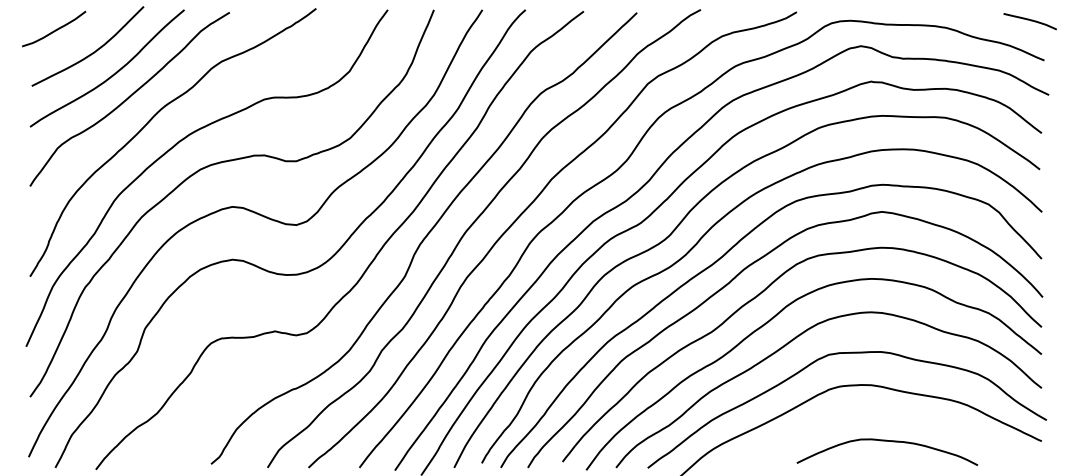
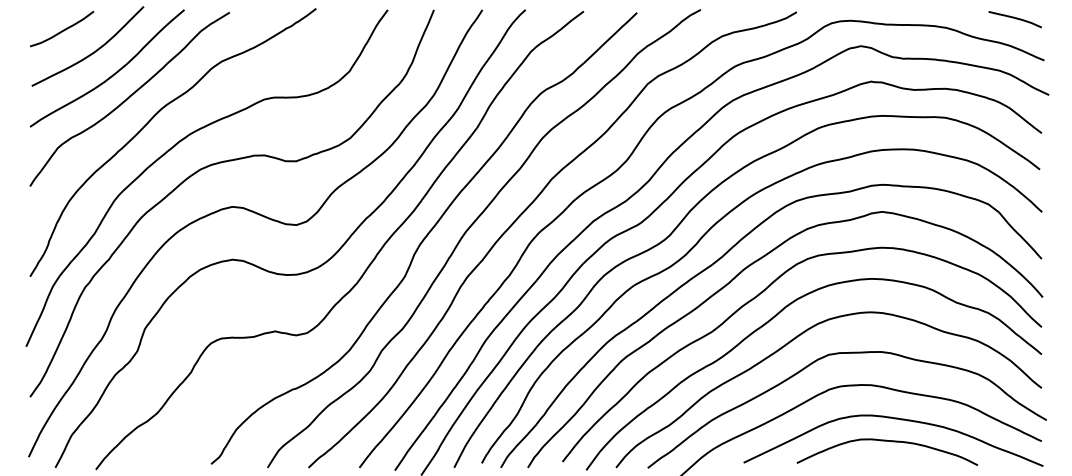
curve position: (1029, 20) -> (1014, 18) (1014, 18)
curve position: (55, 29) -> (63, 29) (63, 29)
curve: none -> present (894, 419)
